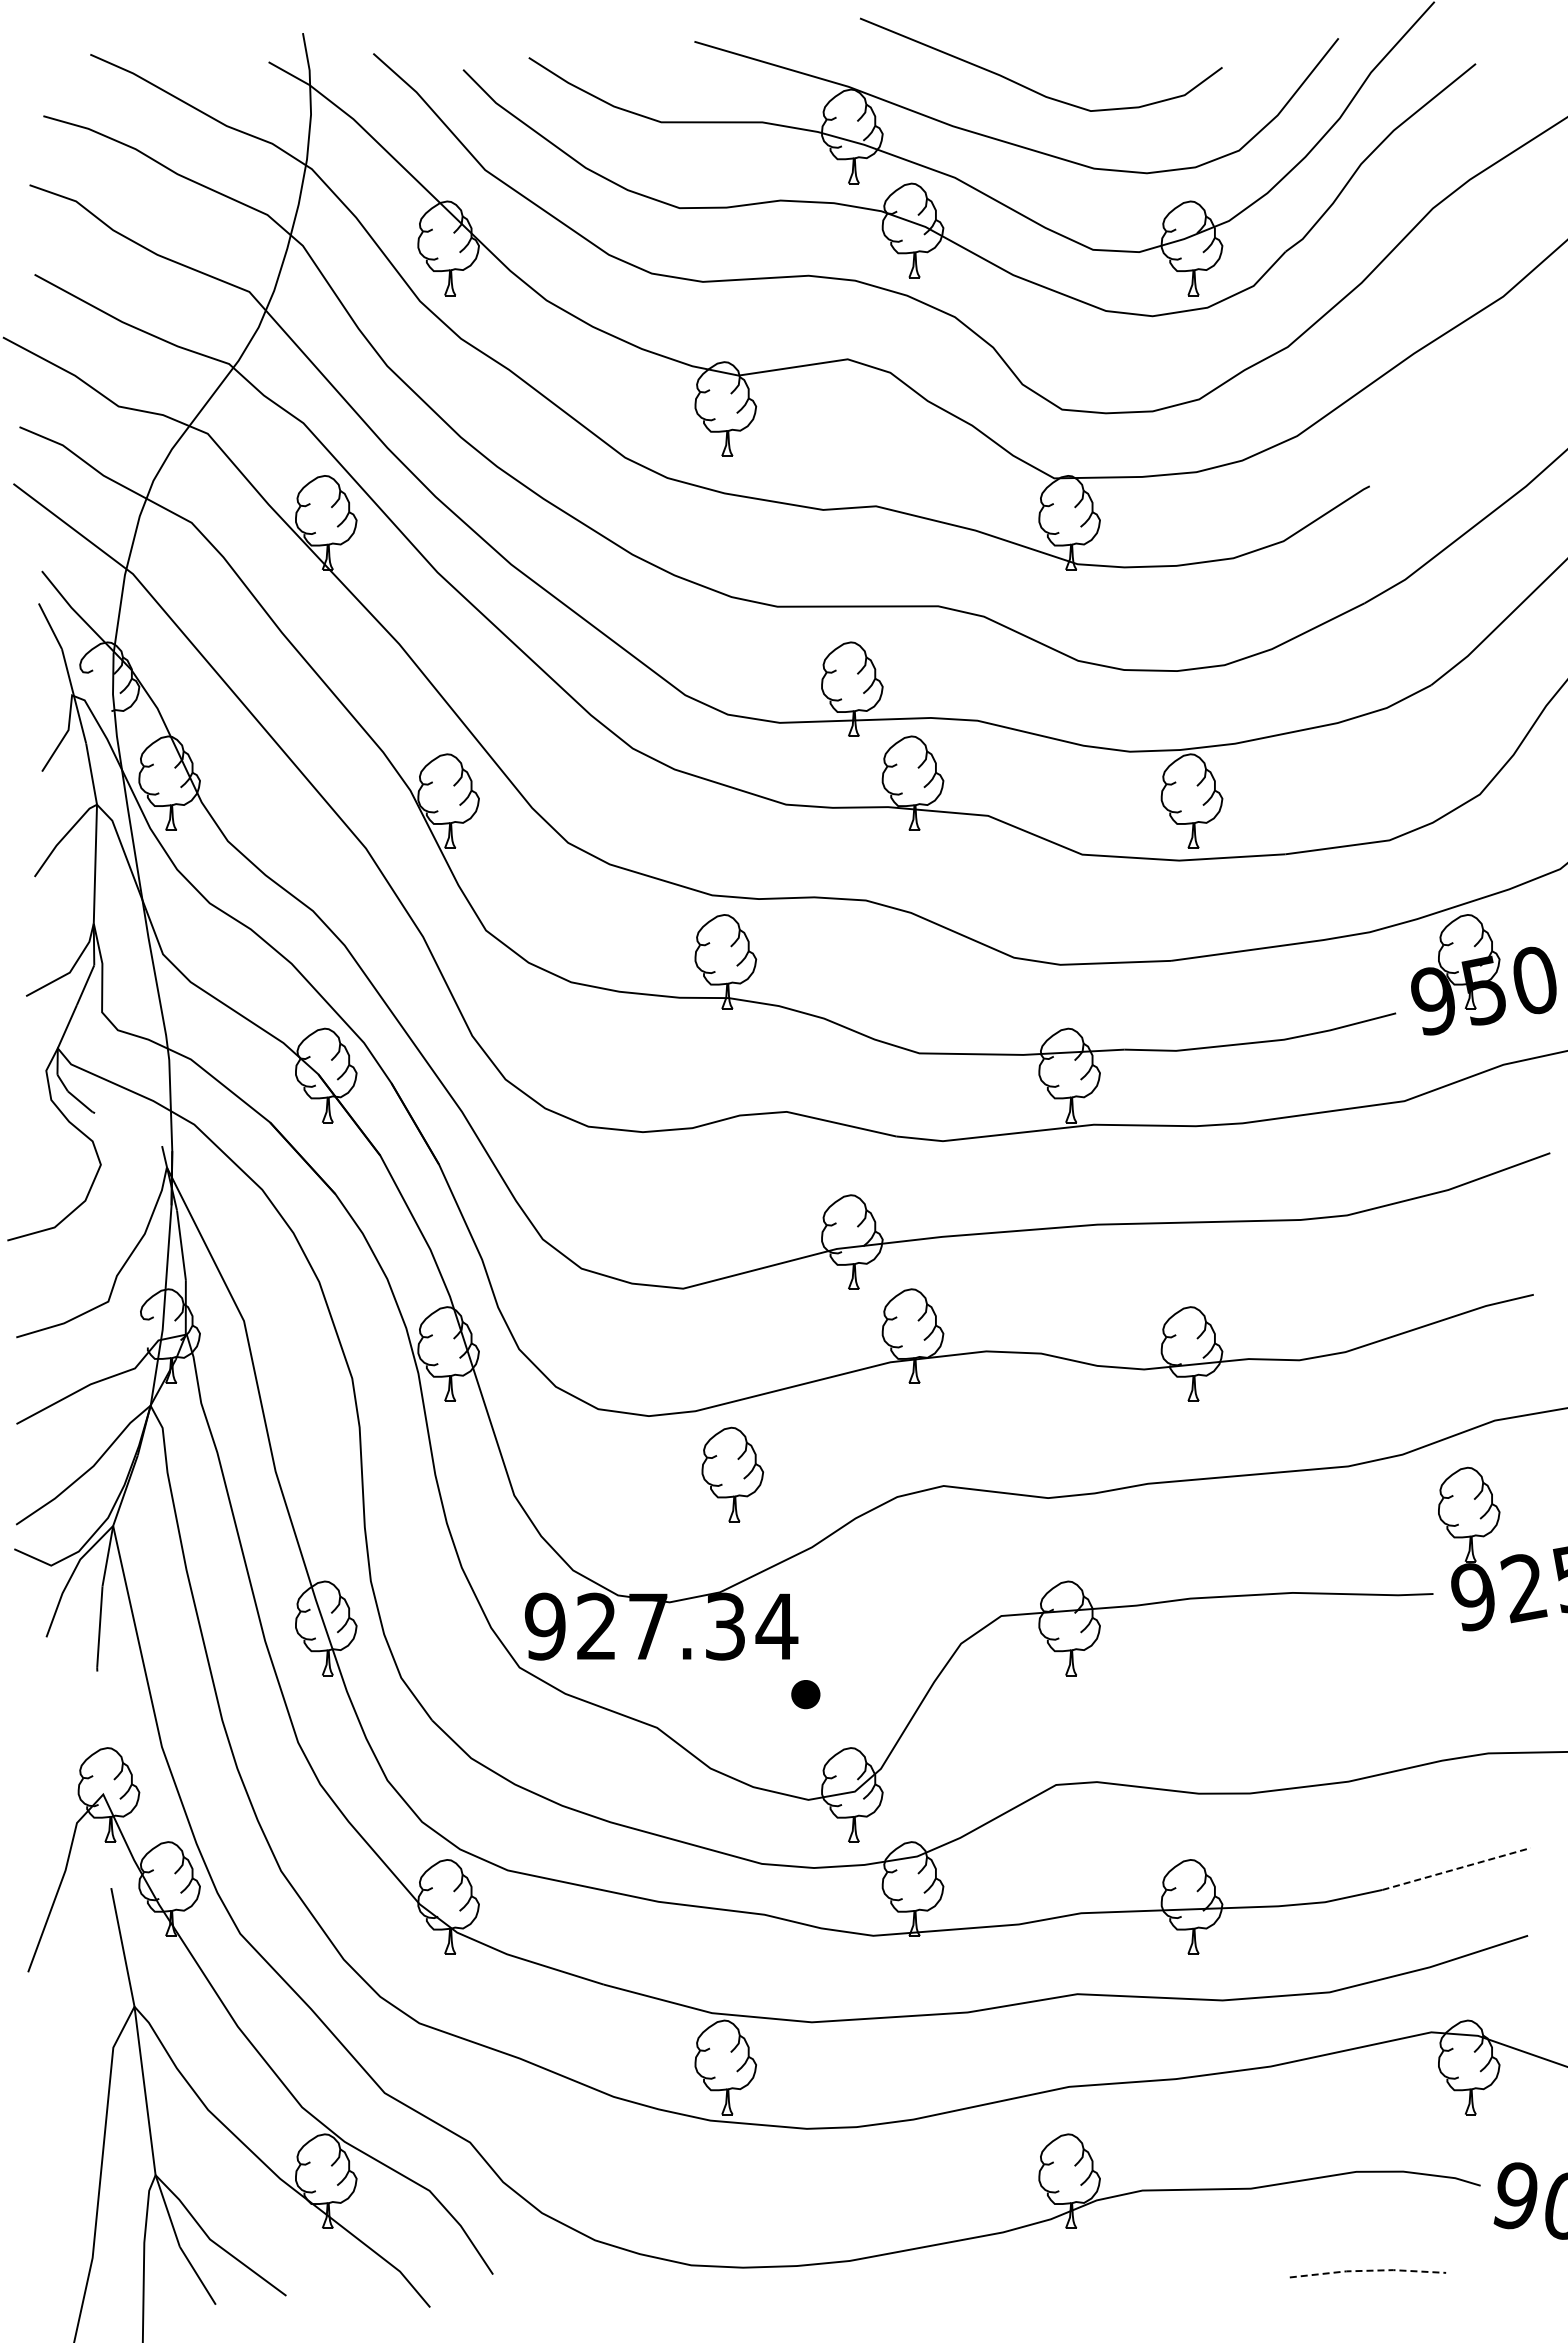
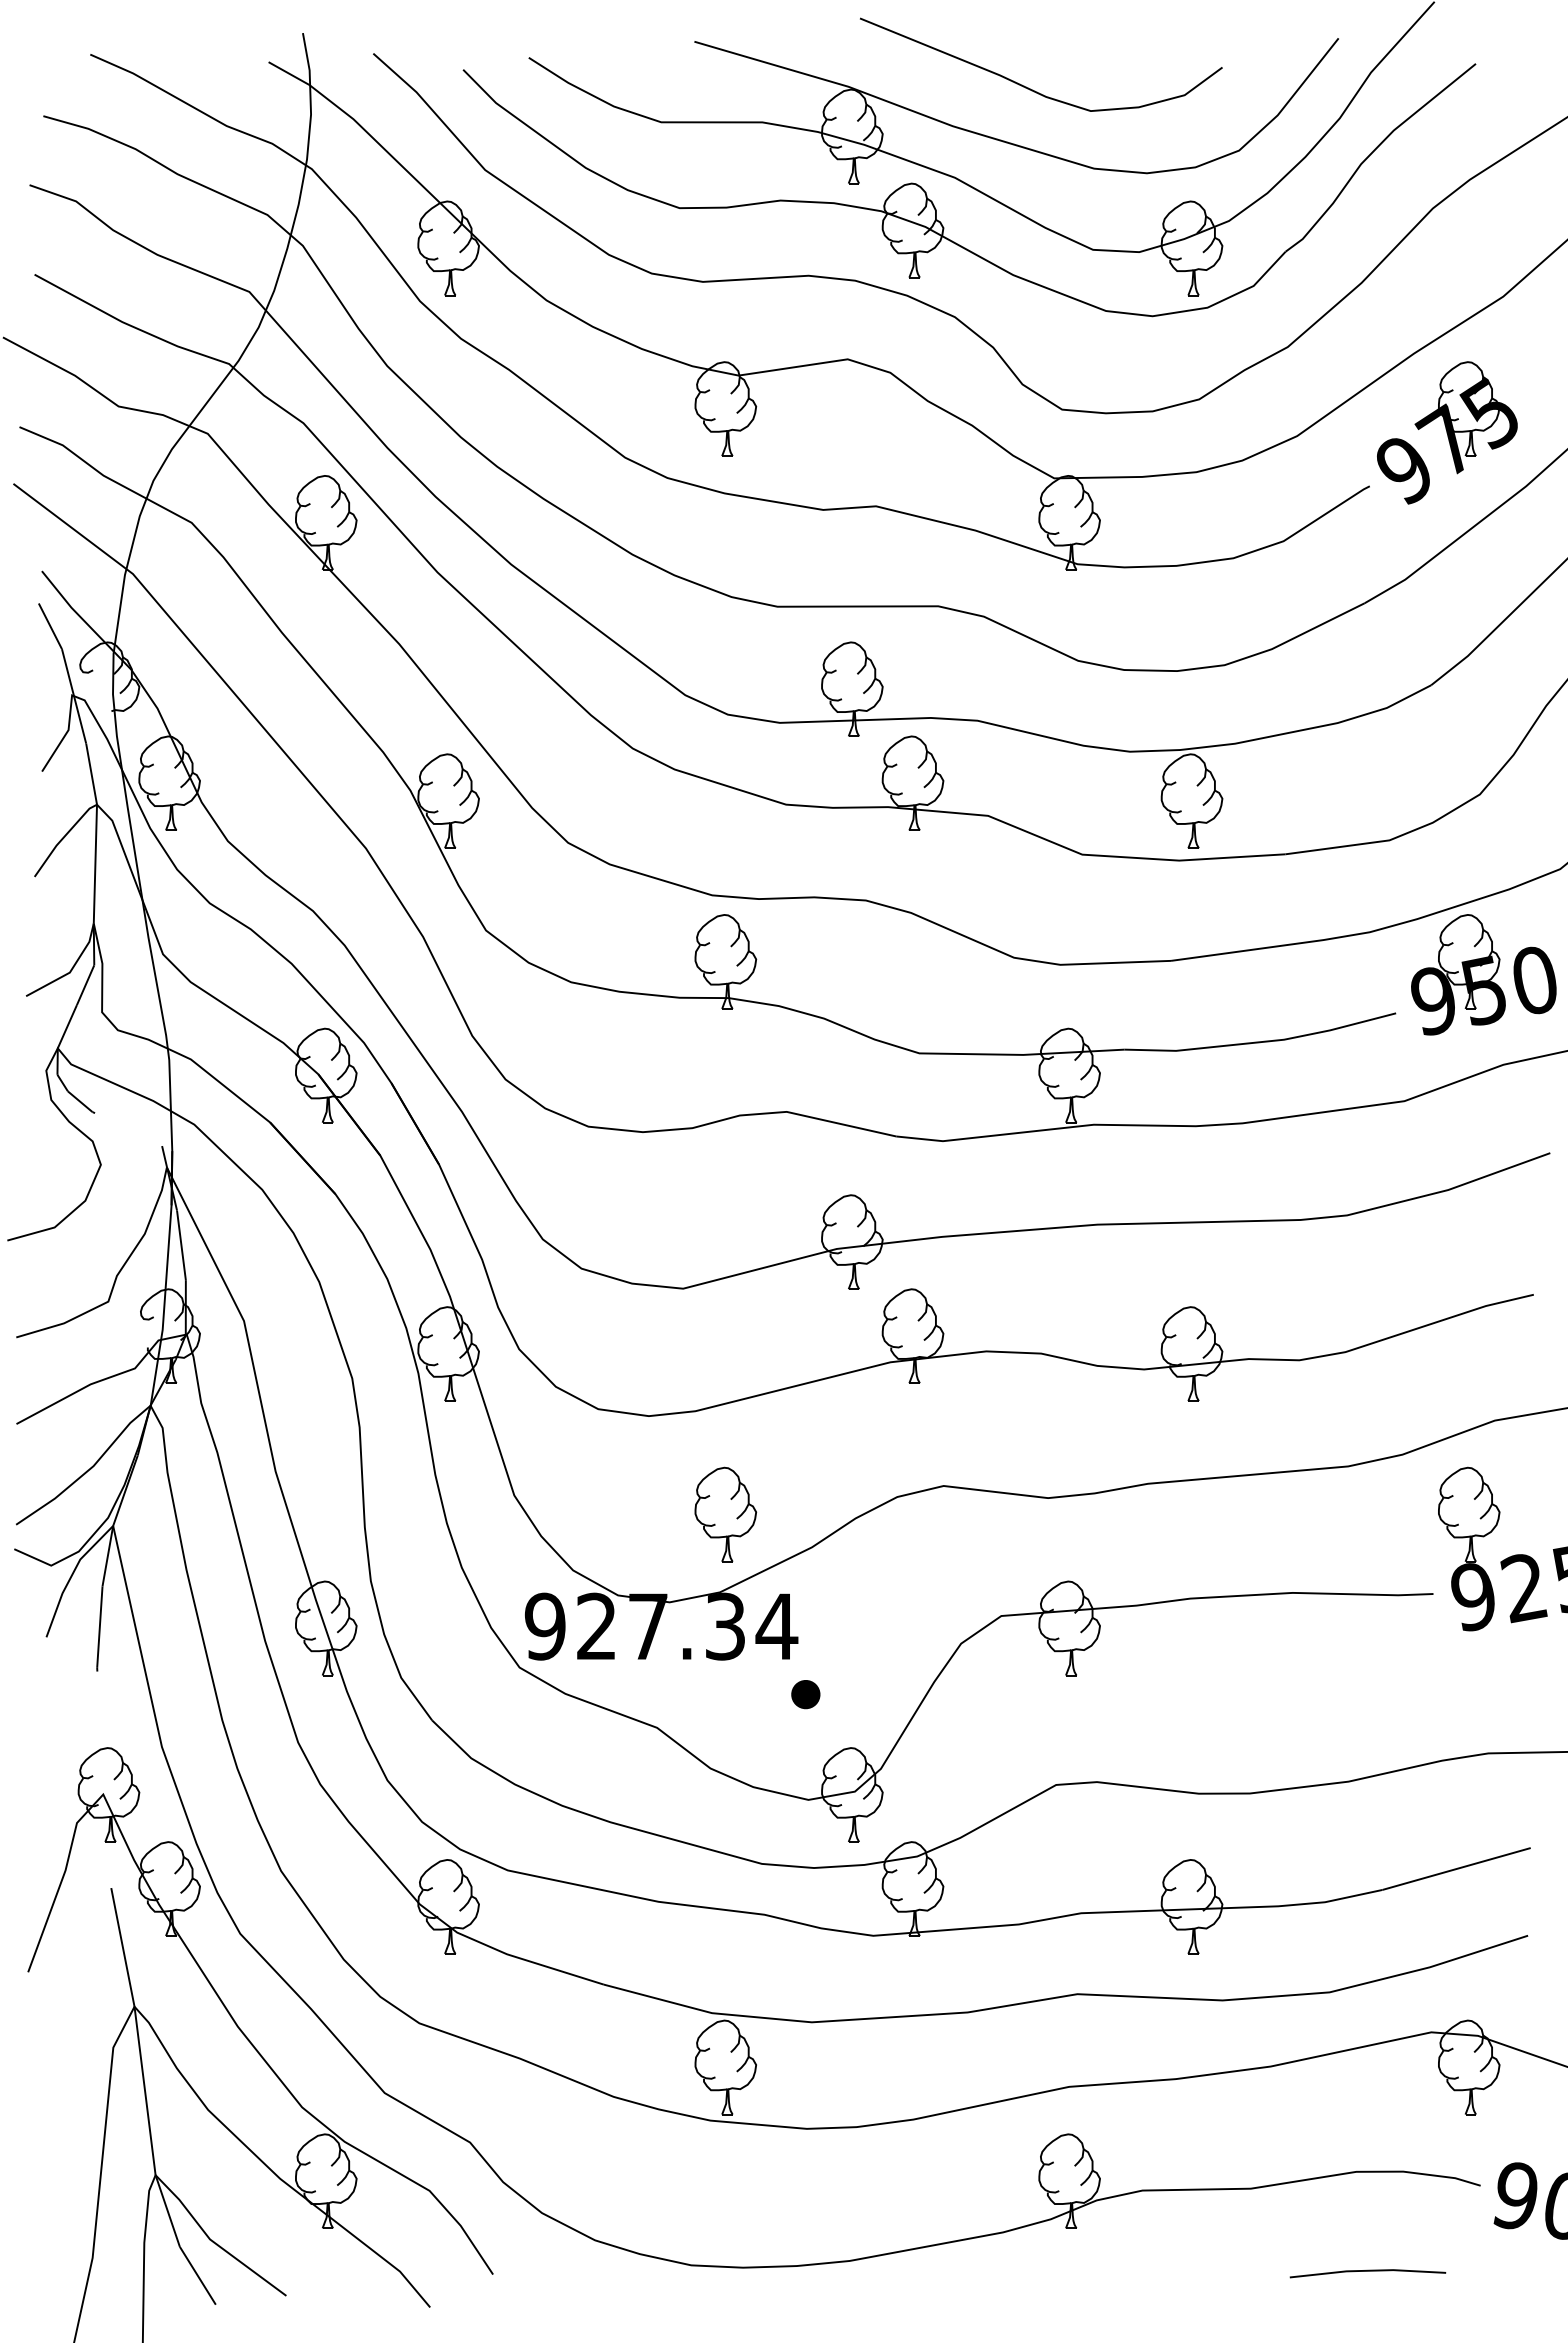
part: none -> present (1447, 432)
part position: (732, 1474) -> (725, 1514) (725, 1514)
line: dashed -> solid (1457, 1868)
line: dashed -> solid (1368, 2270)
